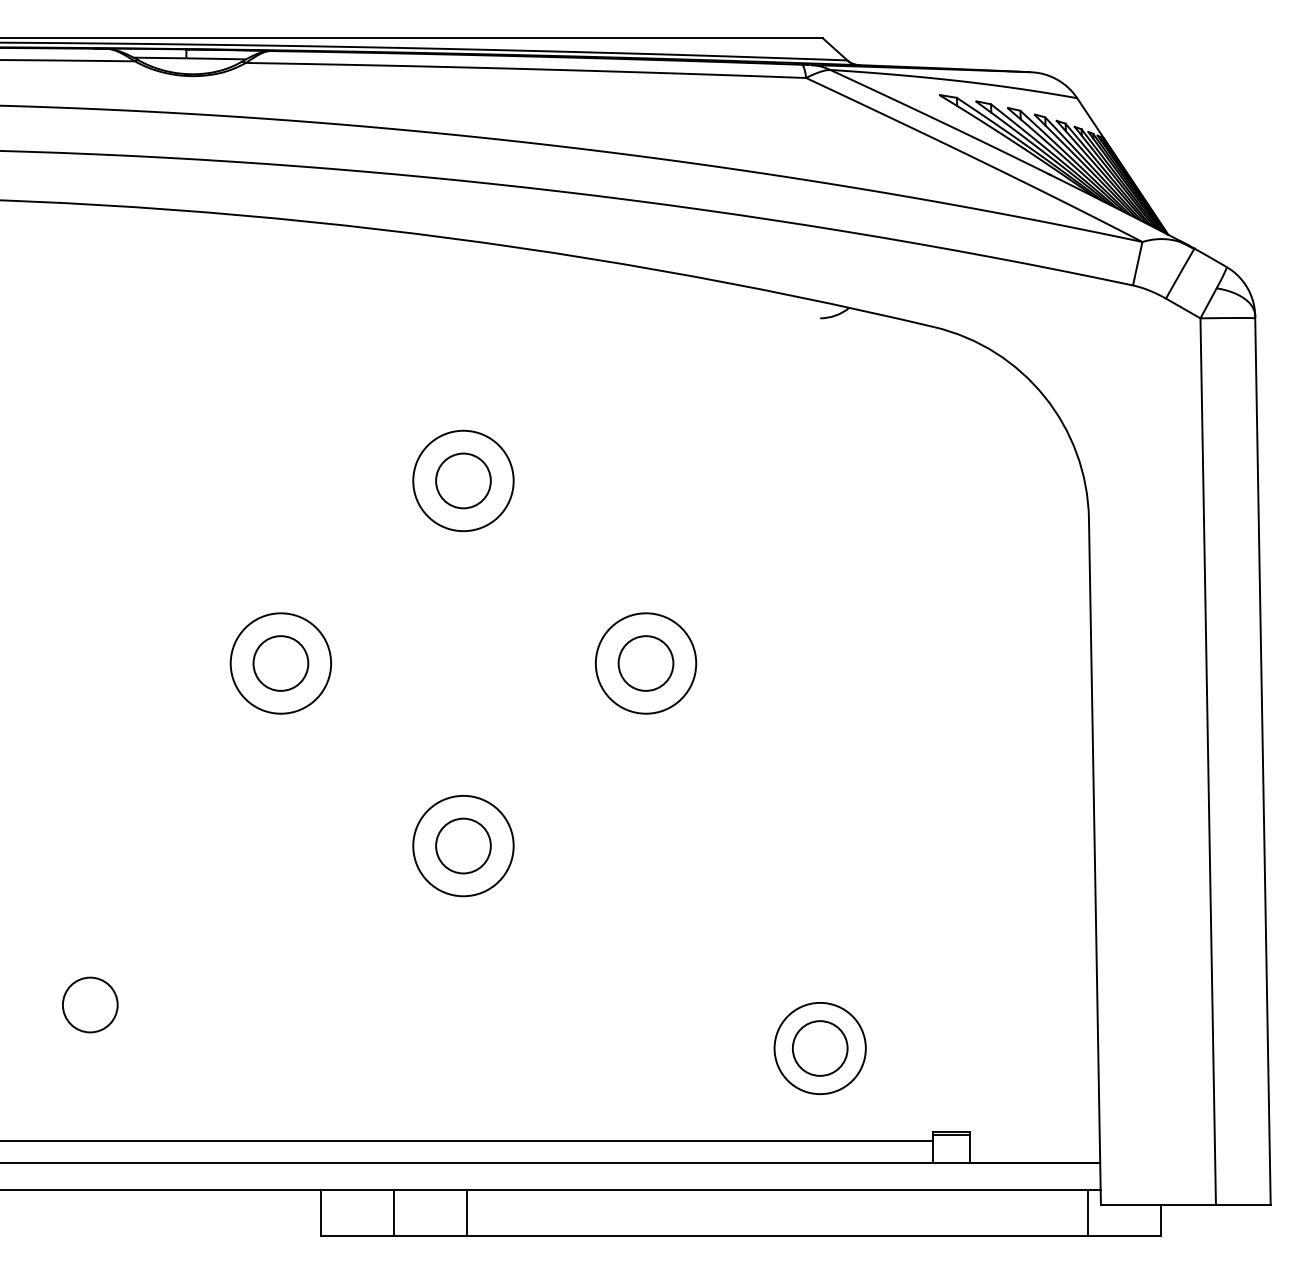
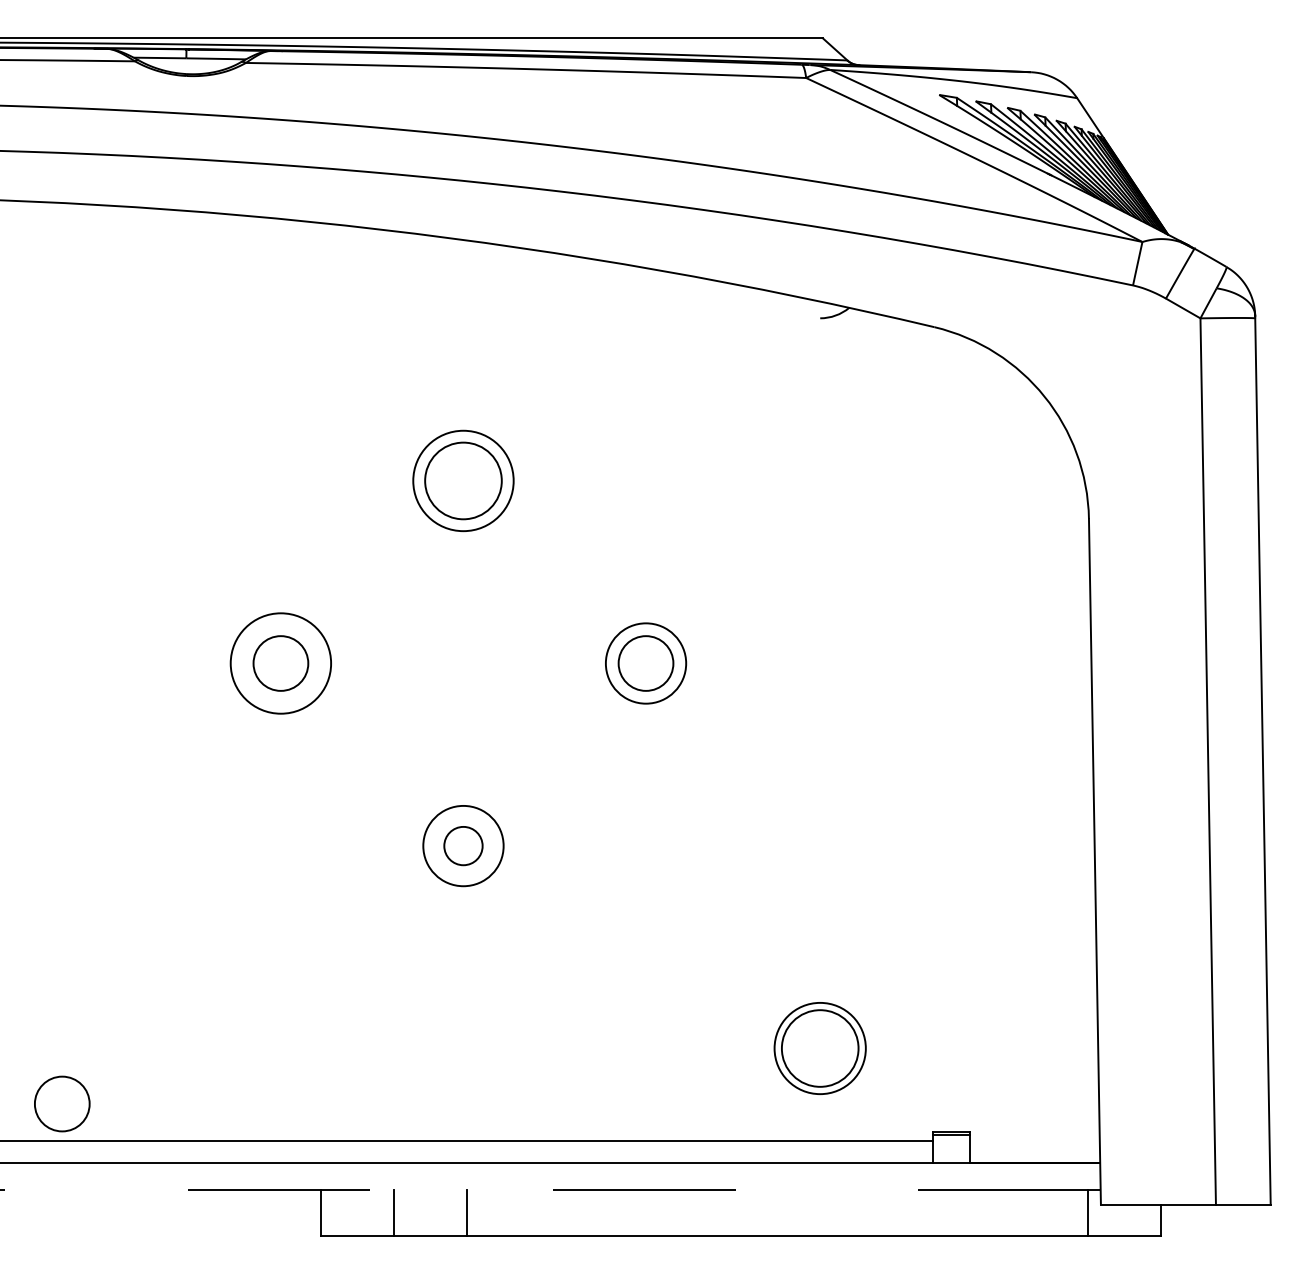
circle diameter: 55 px -> 77 px (463, 480)
circle diameter: 100 px -> 80 px (645, 663)
circle diameter: 100 px -> 80 px (463, 845)
circle diameter: 55 px -> 38 px (463, 845)
circle position: (90, 1004) -> (62, 1103) (62, 1103)
circle diameter: 55 px -> 77 px (819, 1048)
line: solid -> dashed (550, 1189)
